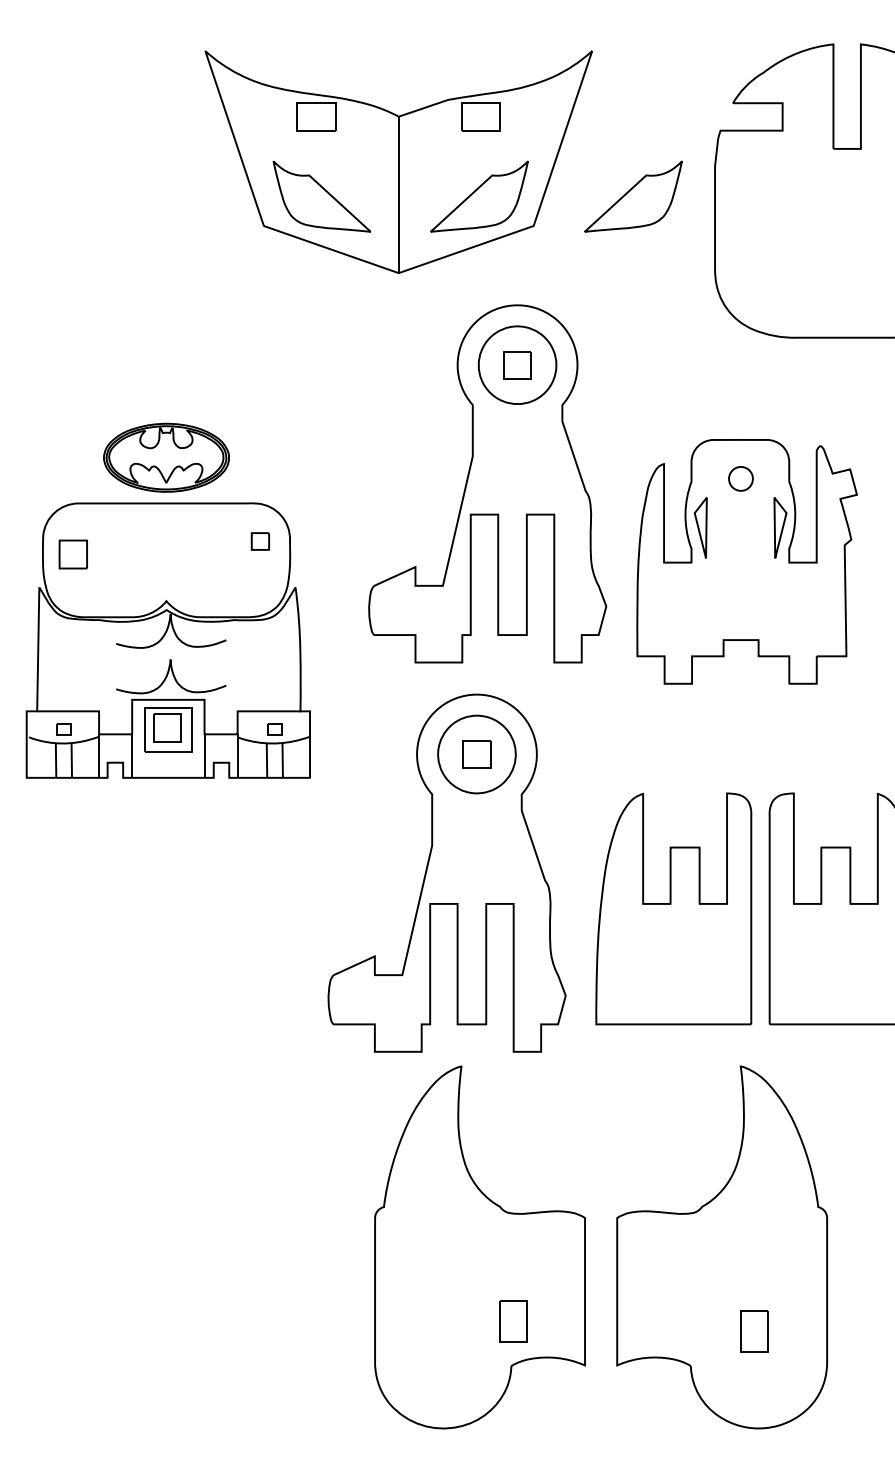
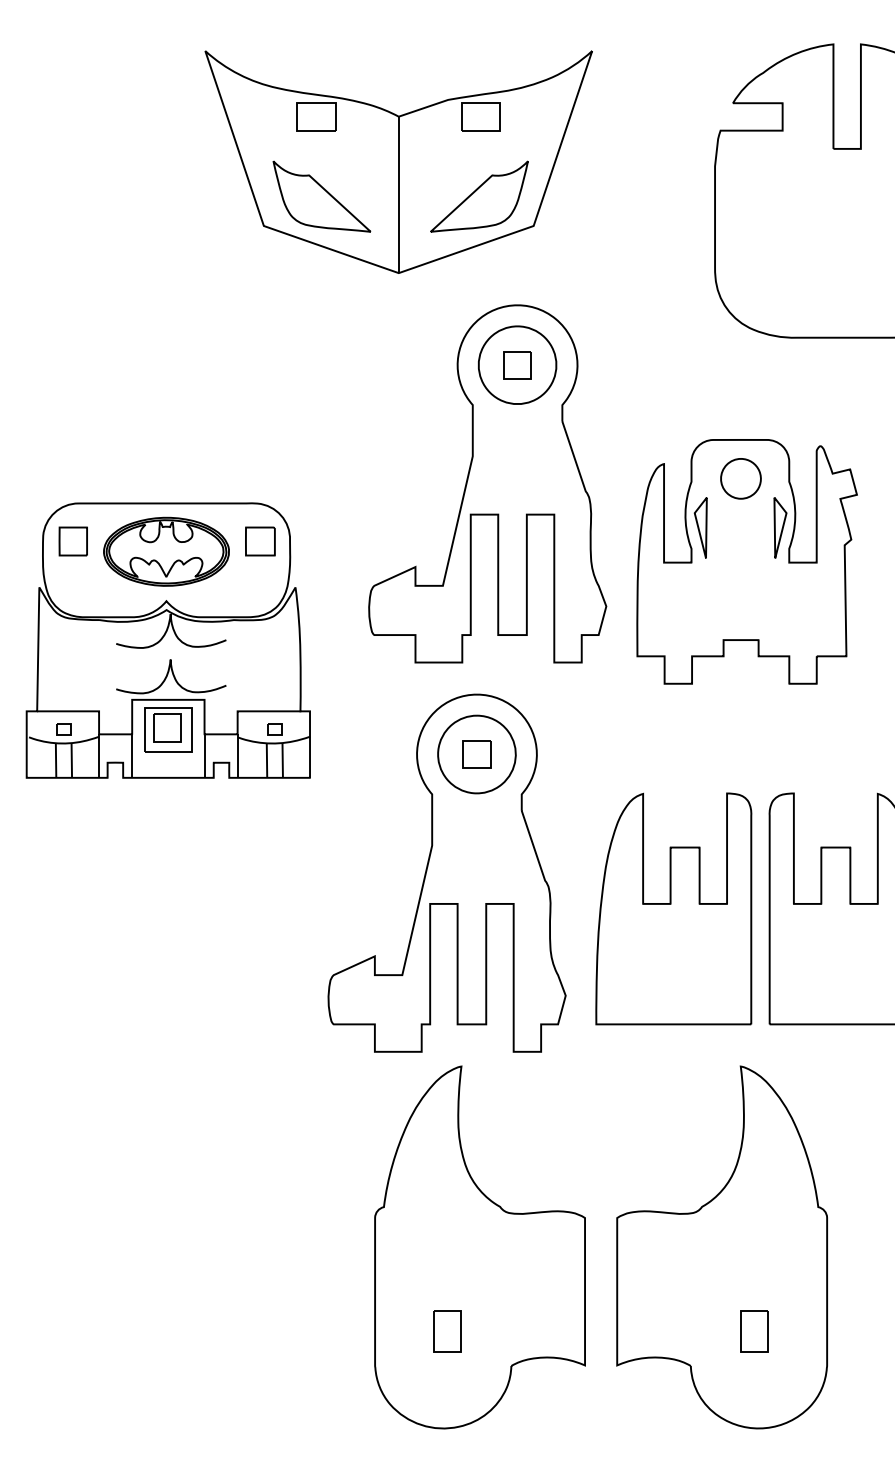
part: present -> none (633, 196)
part position: (166, 457) -> (166, 551) (166, 551)
part size: 26x26 px -> 42x42 px (740, 478)
part size: 20x19 px -> 31x31 px (260, 541)
part position: (72, 554) -> (72, 541) (72, 541)
part position: (513, 1321) -> (447, 1331) (447, 1331)
